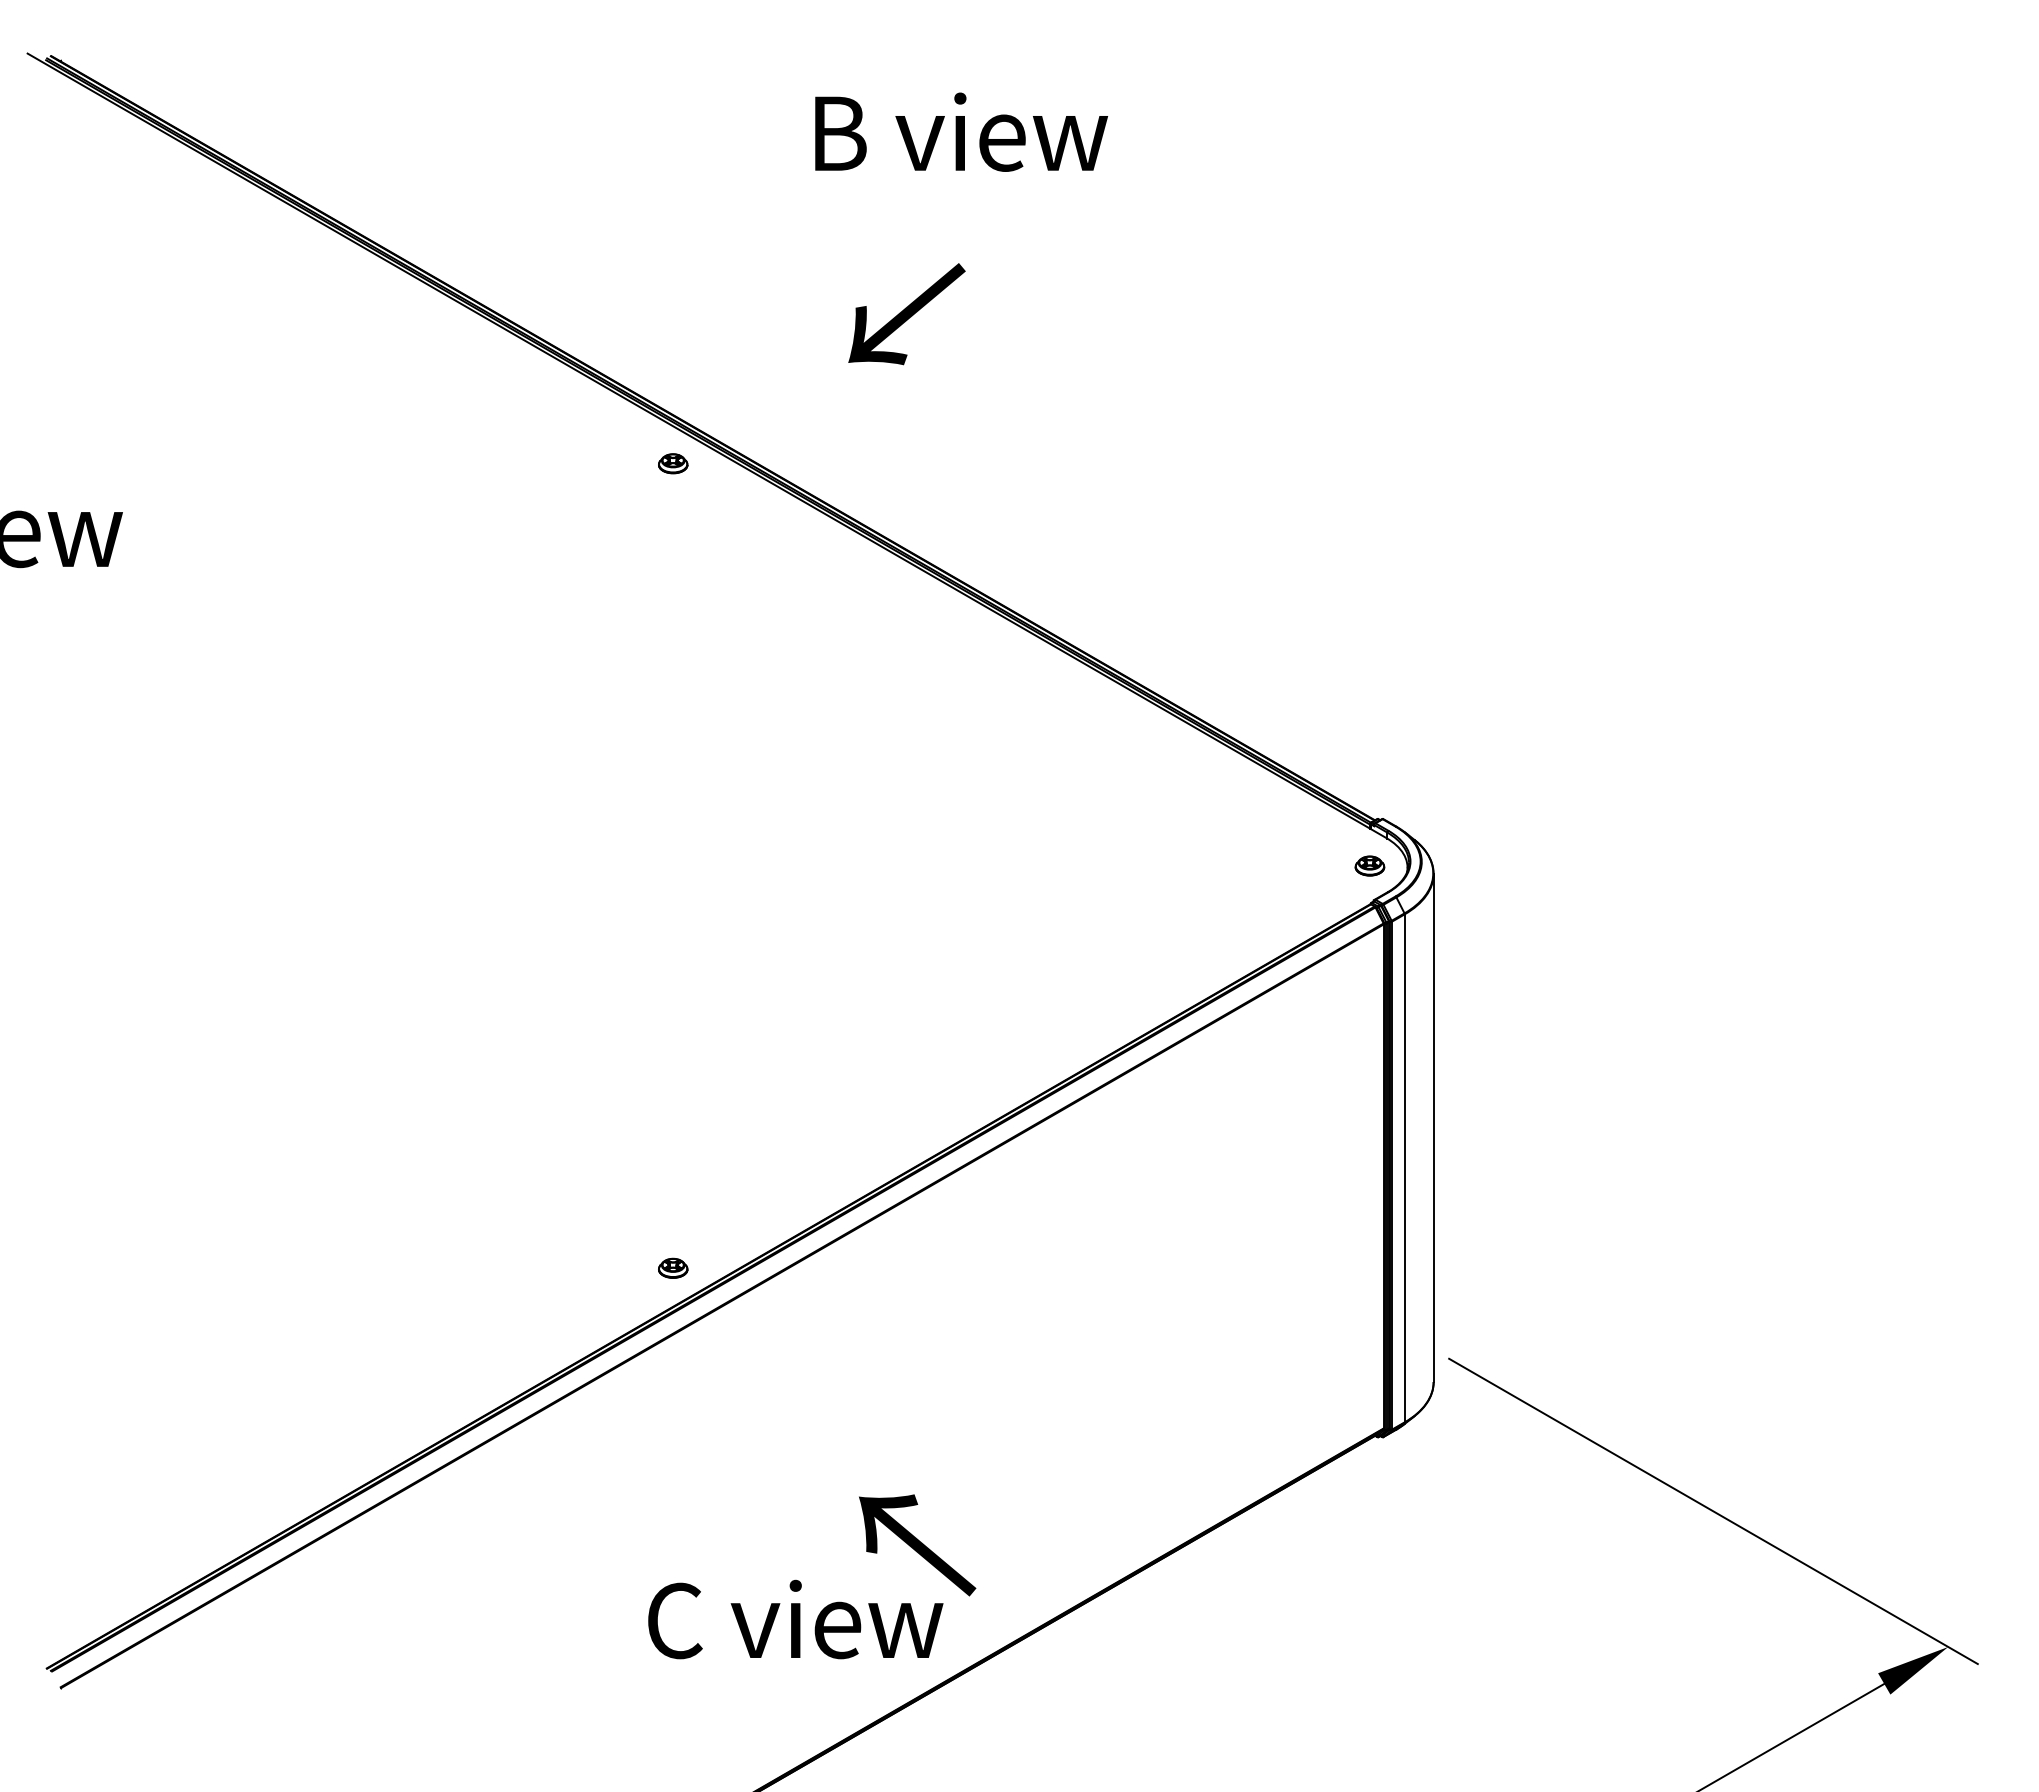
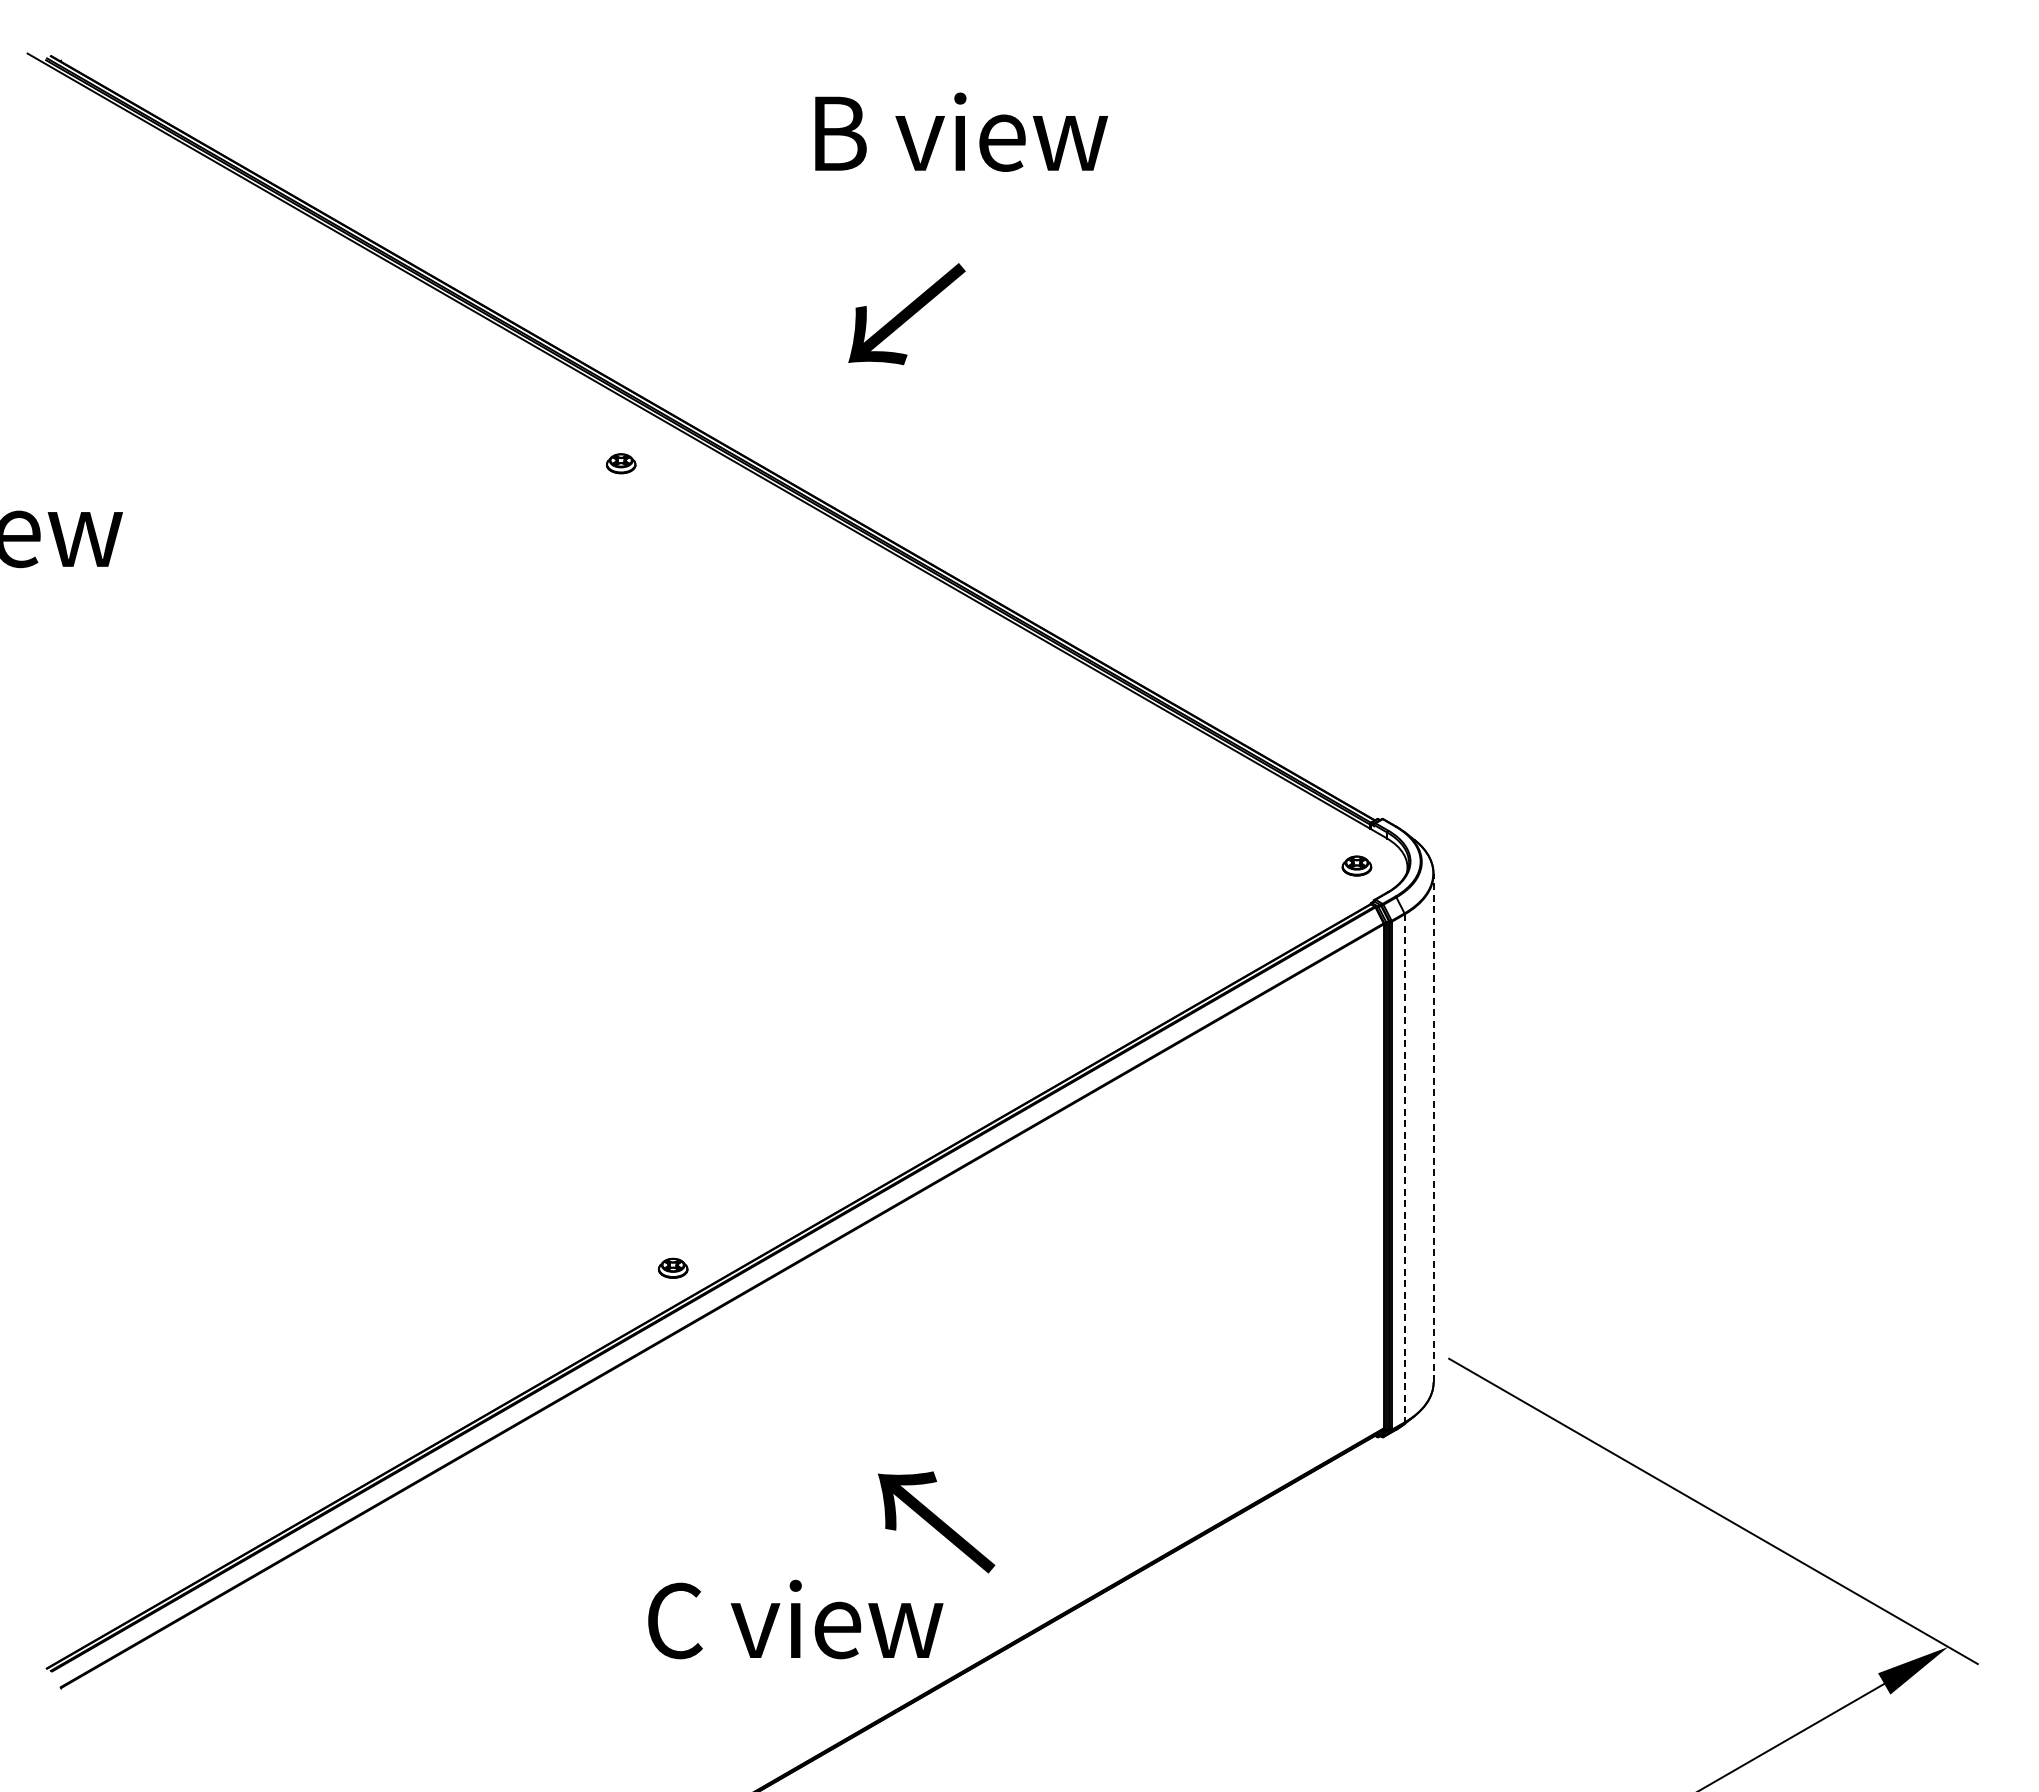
part position: (673, 463) -> (621, 463) (621, 463)
part position: (1369, 865) -> (1356, 865) (1356, 865)
line: solid -> dashed (1433, 1127)
line: solid -> dashed (1404, 1168)
text position: (917, 1545) -> (936, 1522) (936, 1522)
